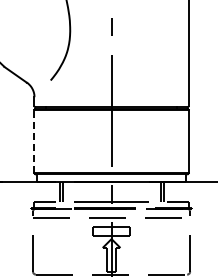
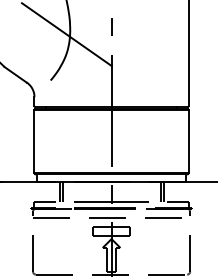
line: none -> present (66, 34)
line: dashed -> solid (34, 141)
